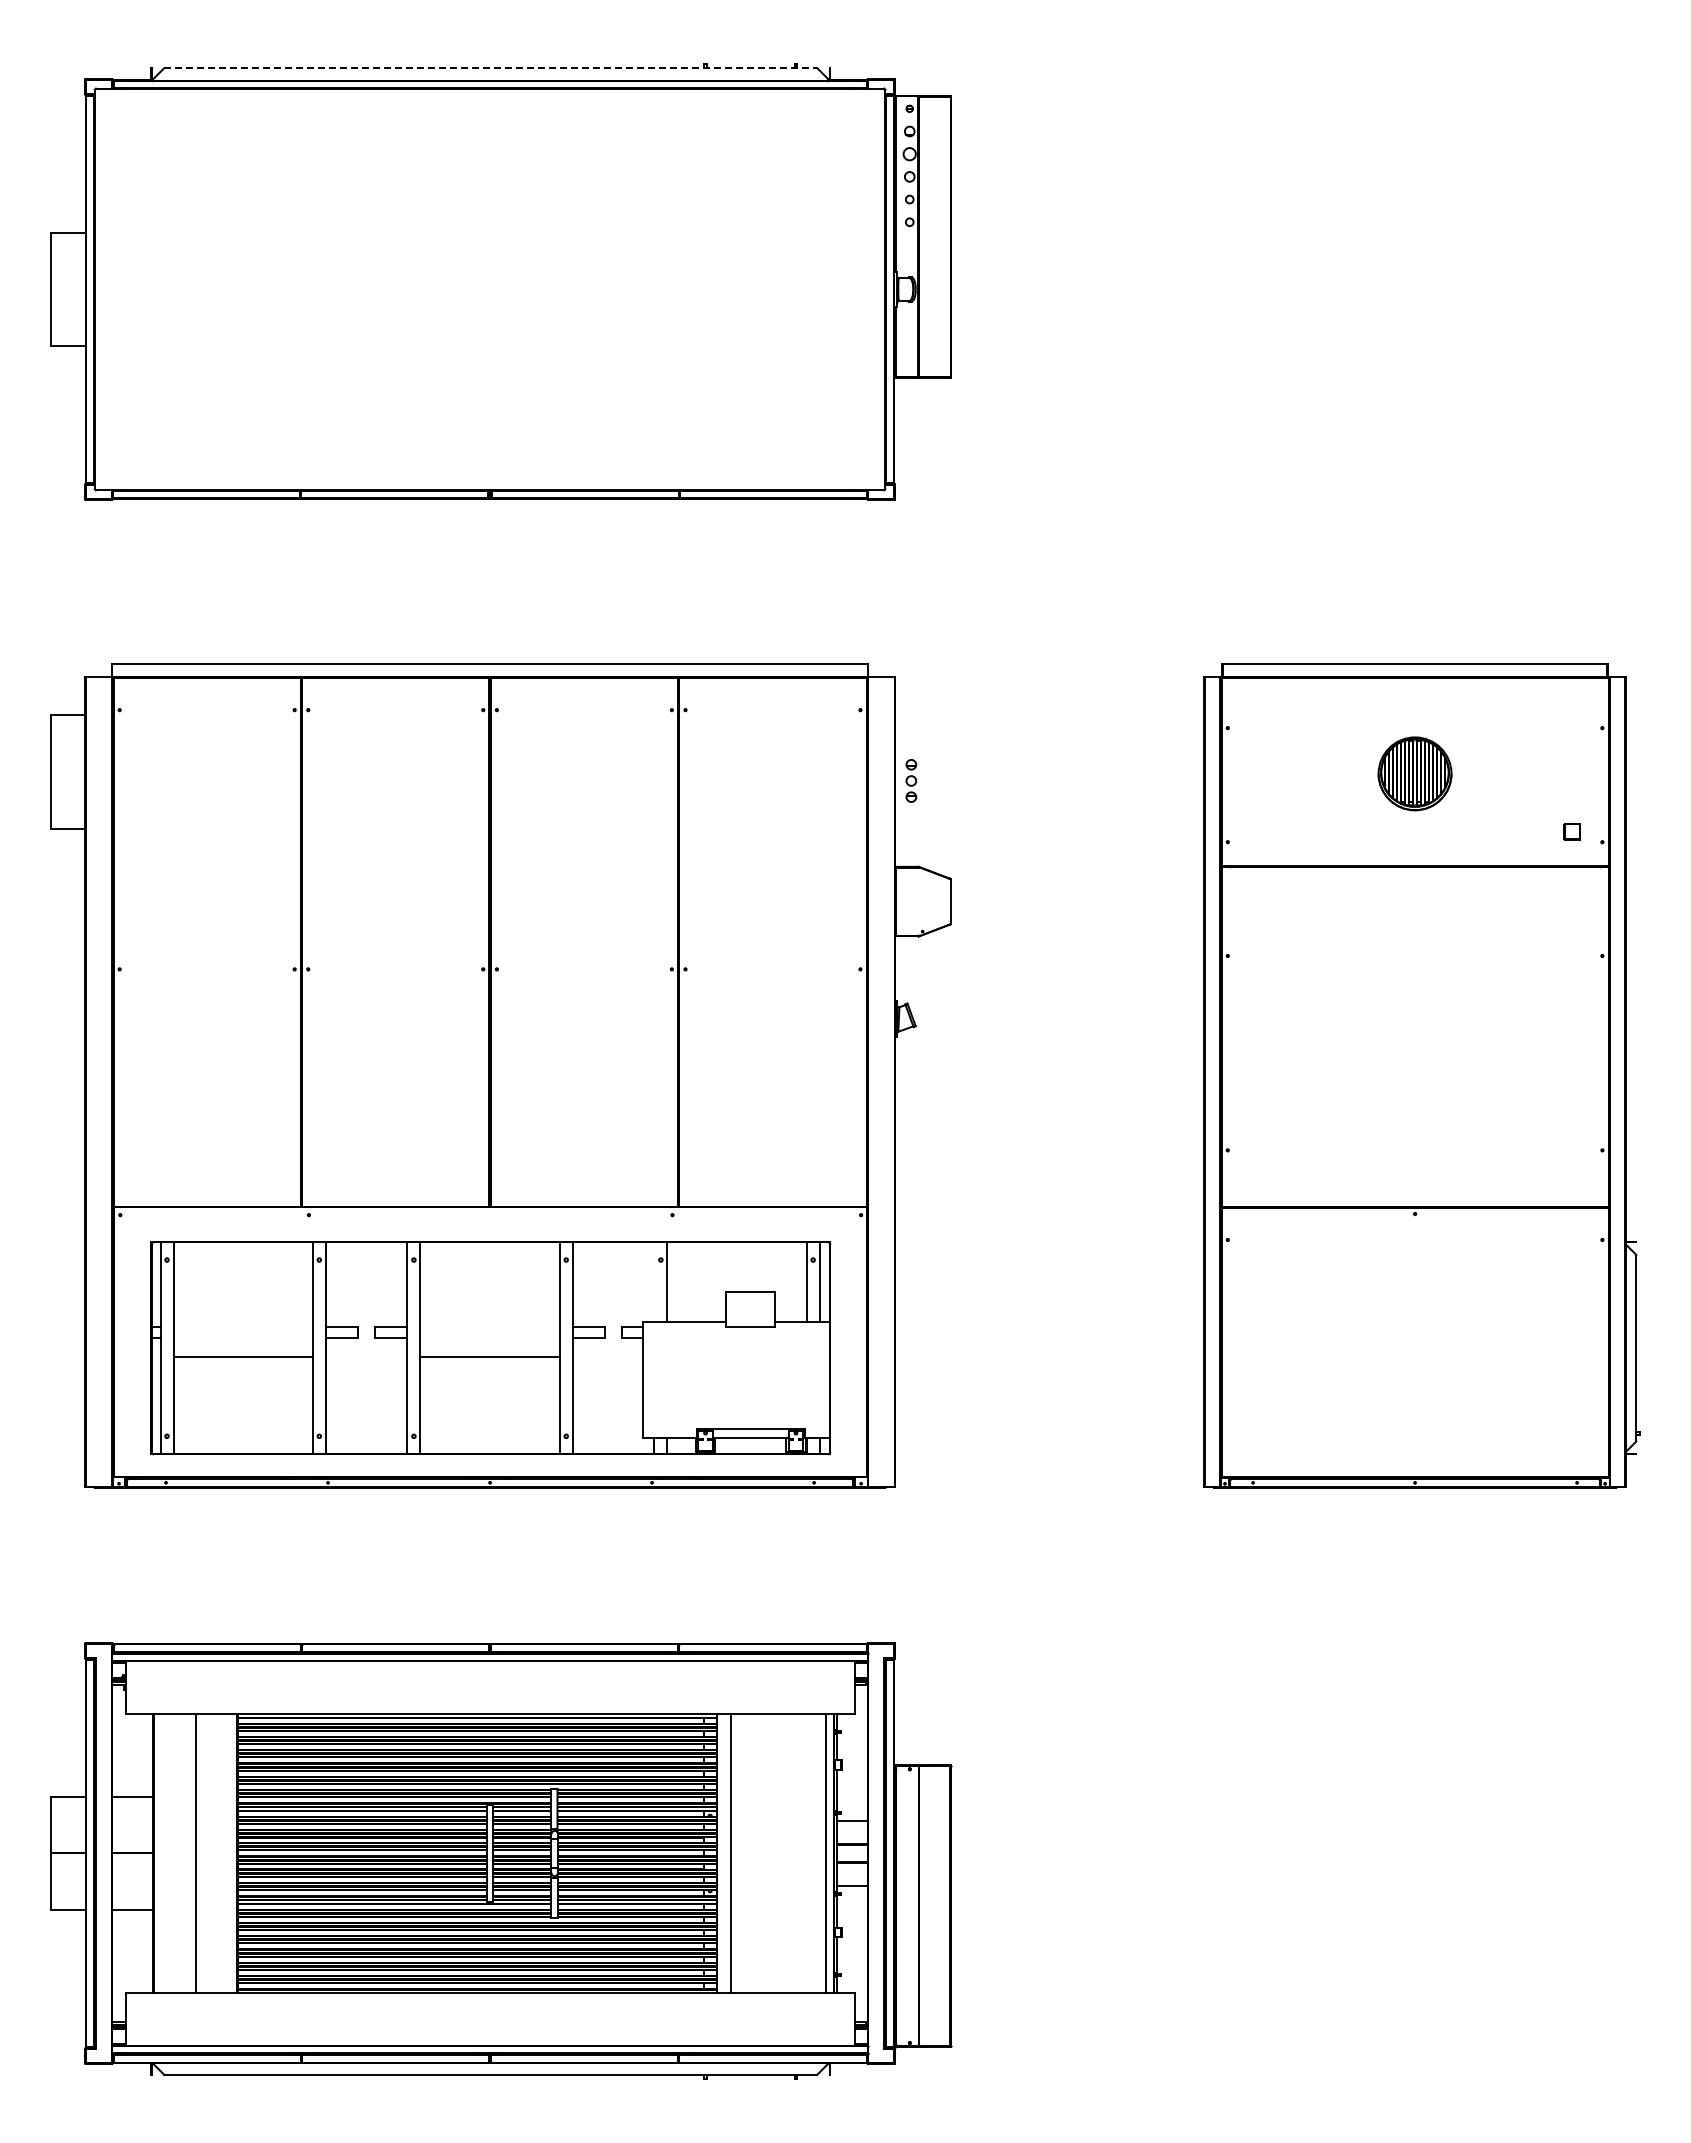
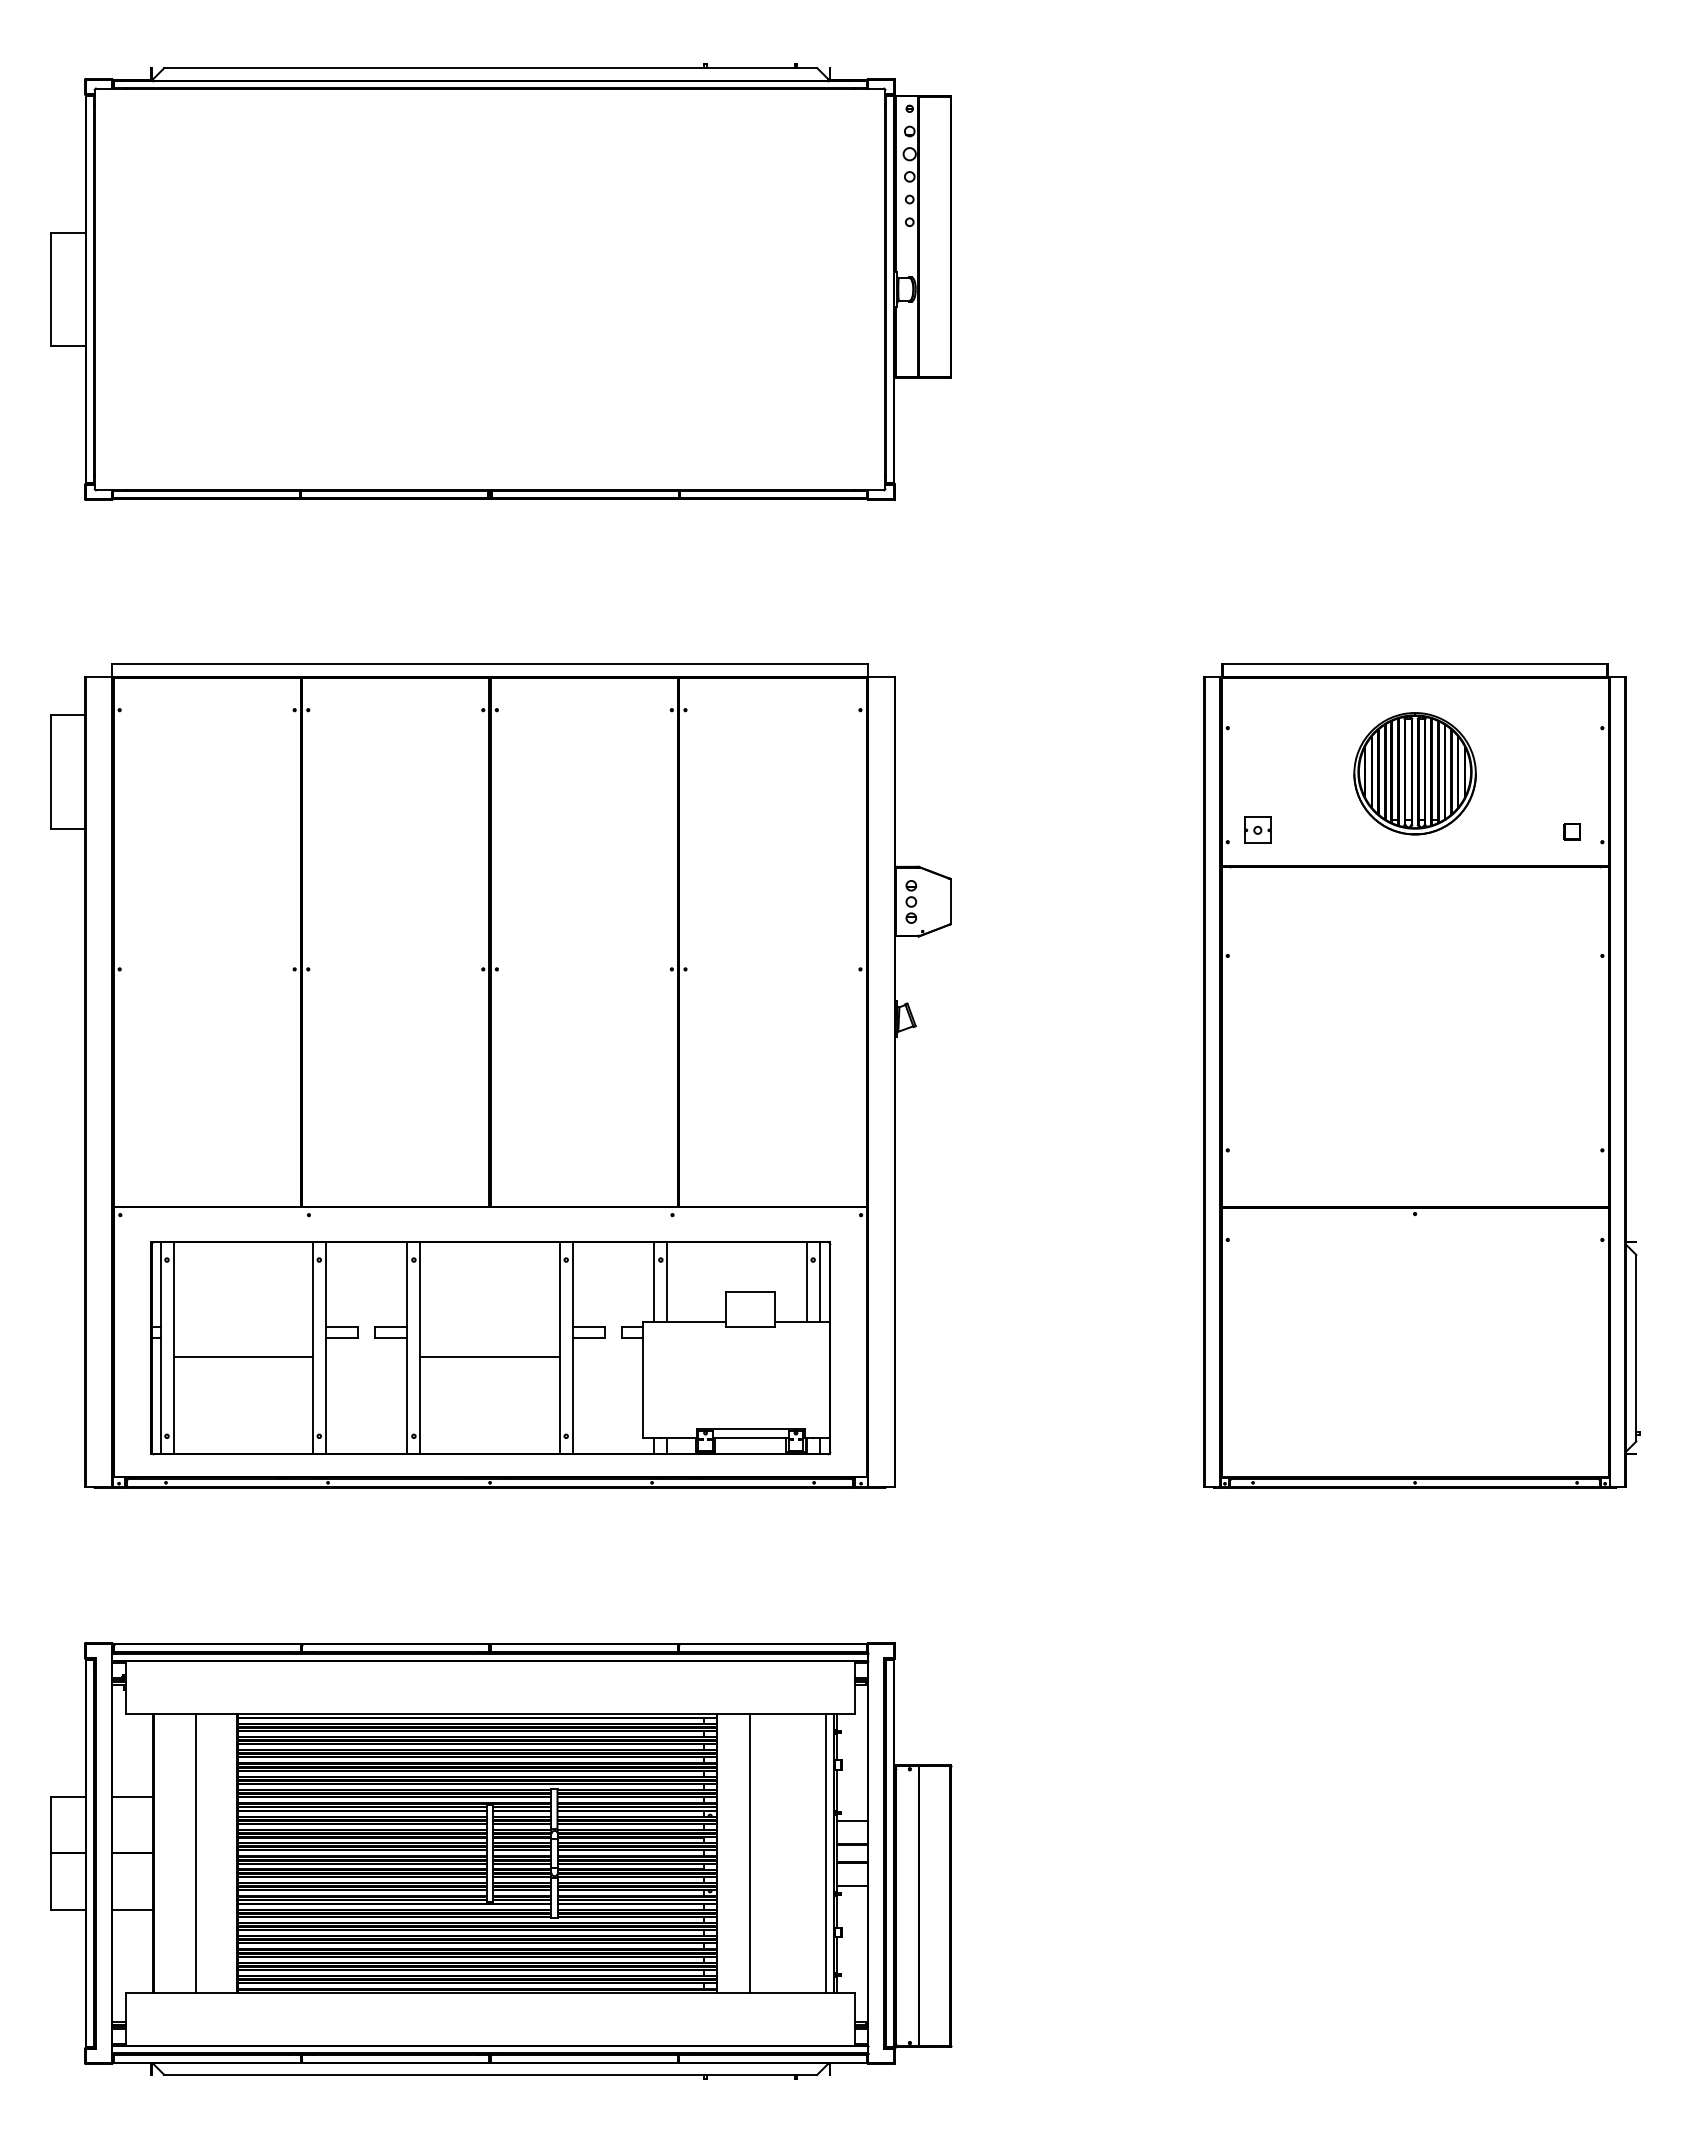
line: dashed -> solid (490, 68)
part size: 76x76 px -> 124x124 px (1414, 773)
part position: (911, 780) -> (911, 901) (911, 901)
part: none -> present (1257, 829)
line: none -> present (654, 1281)
line position: (730, 1853) -> (749, 1853) (749, 1853)
